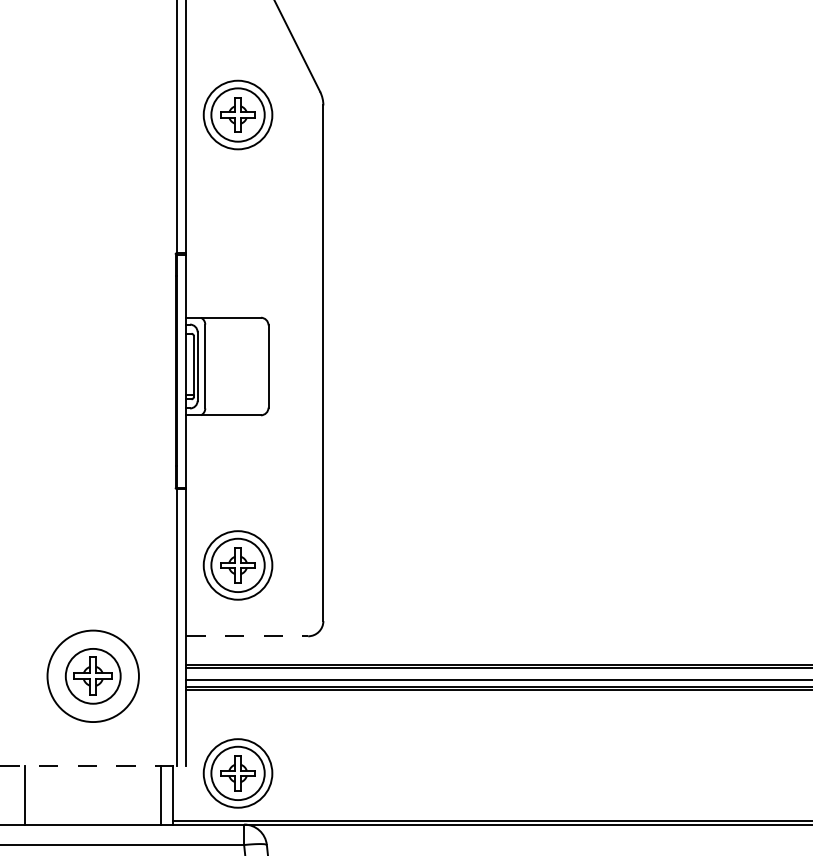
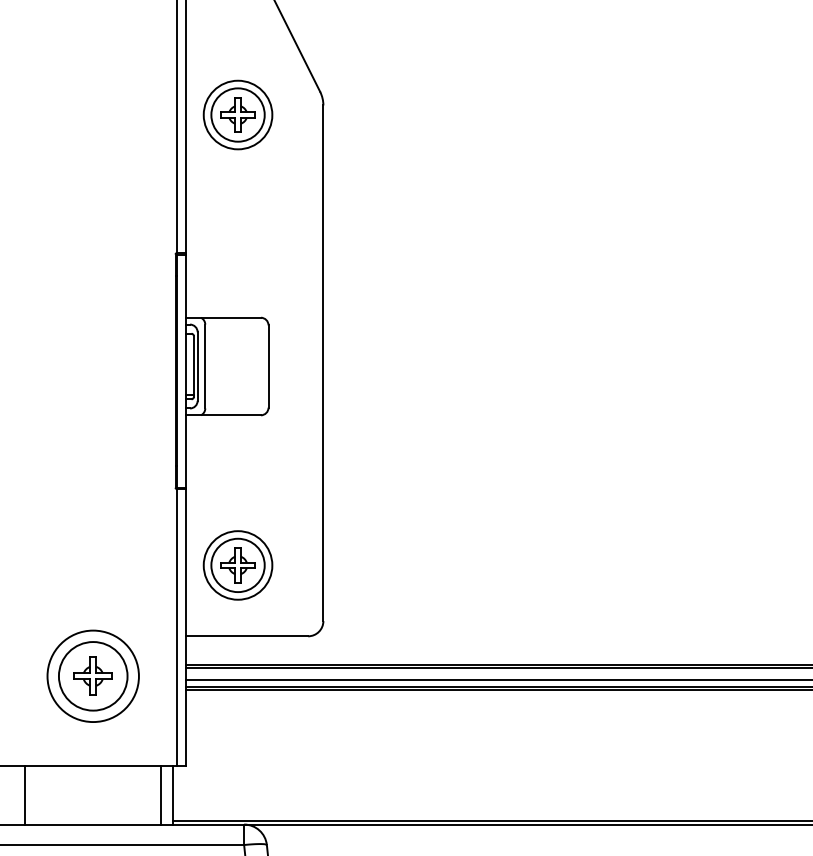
line: dashed -> solid (247, 636)
circle diameter: 55 px -> 69 px (92, 676)
line: dashed -> solid (93, 765)
part: present -> none (237, 773)
